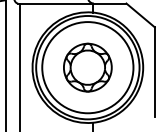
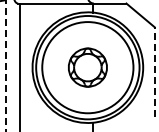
line: solid -> dashed (5, 66)
part size: 50x51 px -> 40x41 px (87, 67)
line: solid -> dashed (154, 72)
